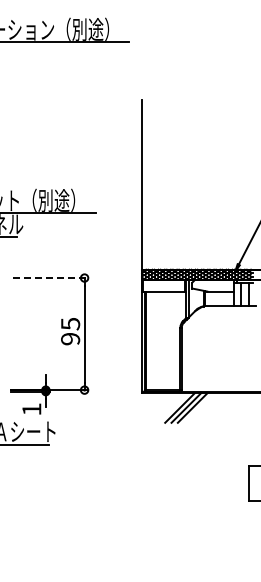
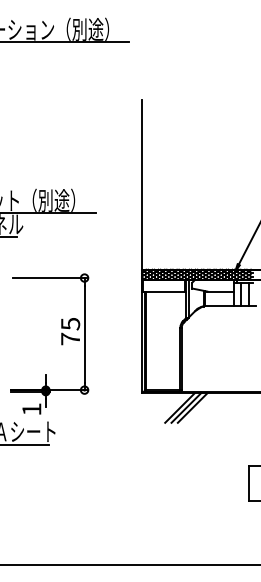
line: dashed -> solid (50, 278)
text: 95 -> 75 (70, 338)
line: none -> present (129, 564)
